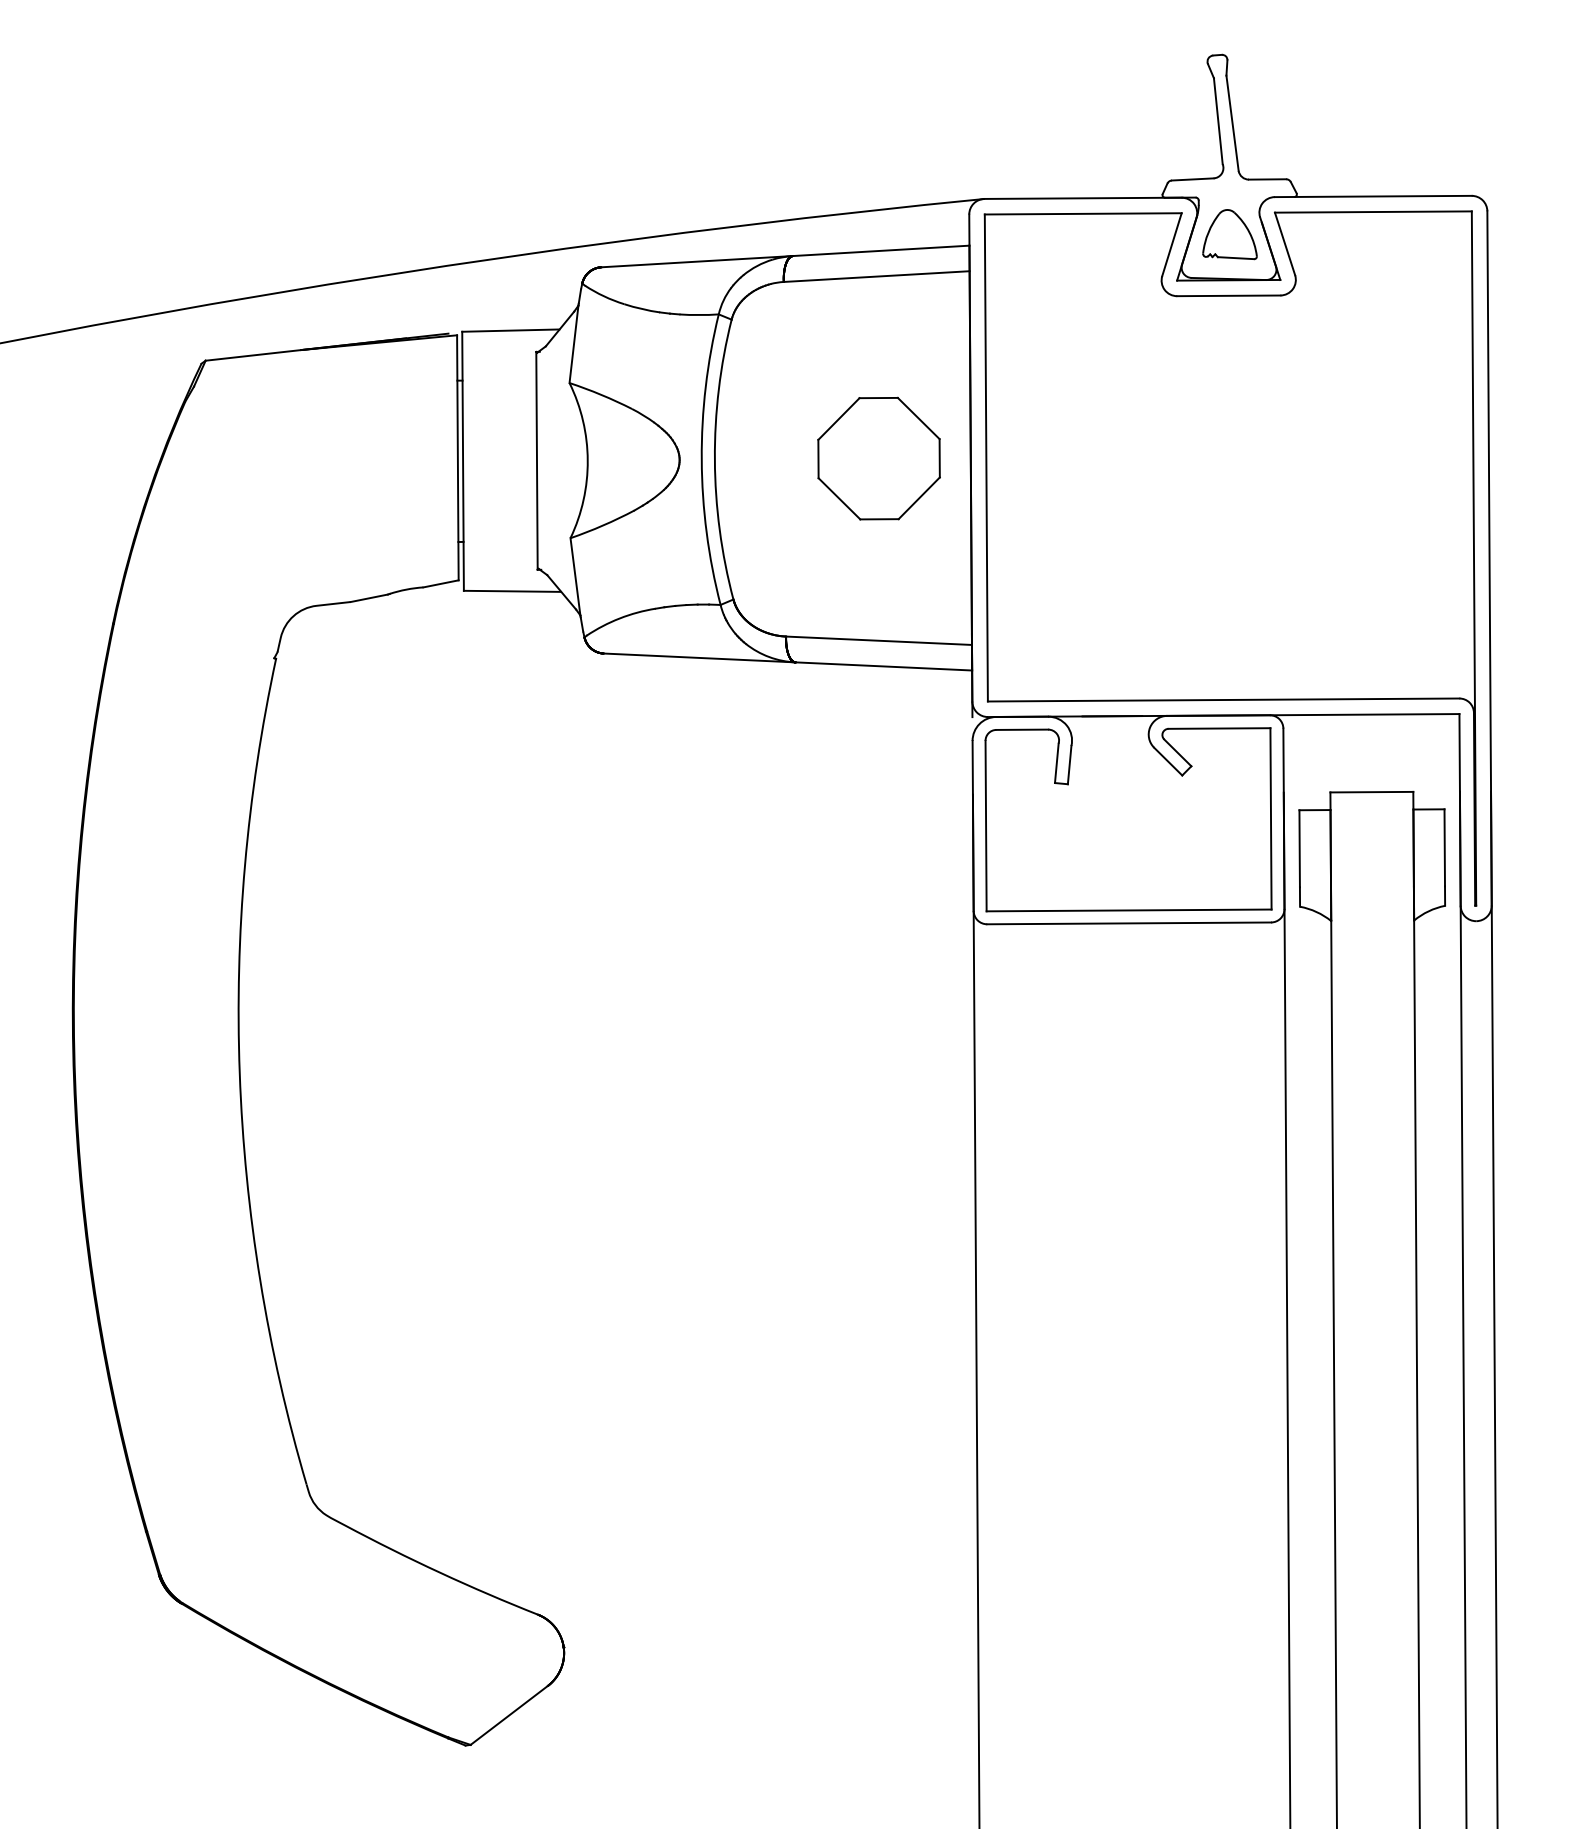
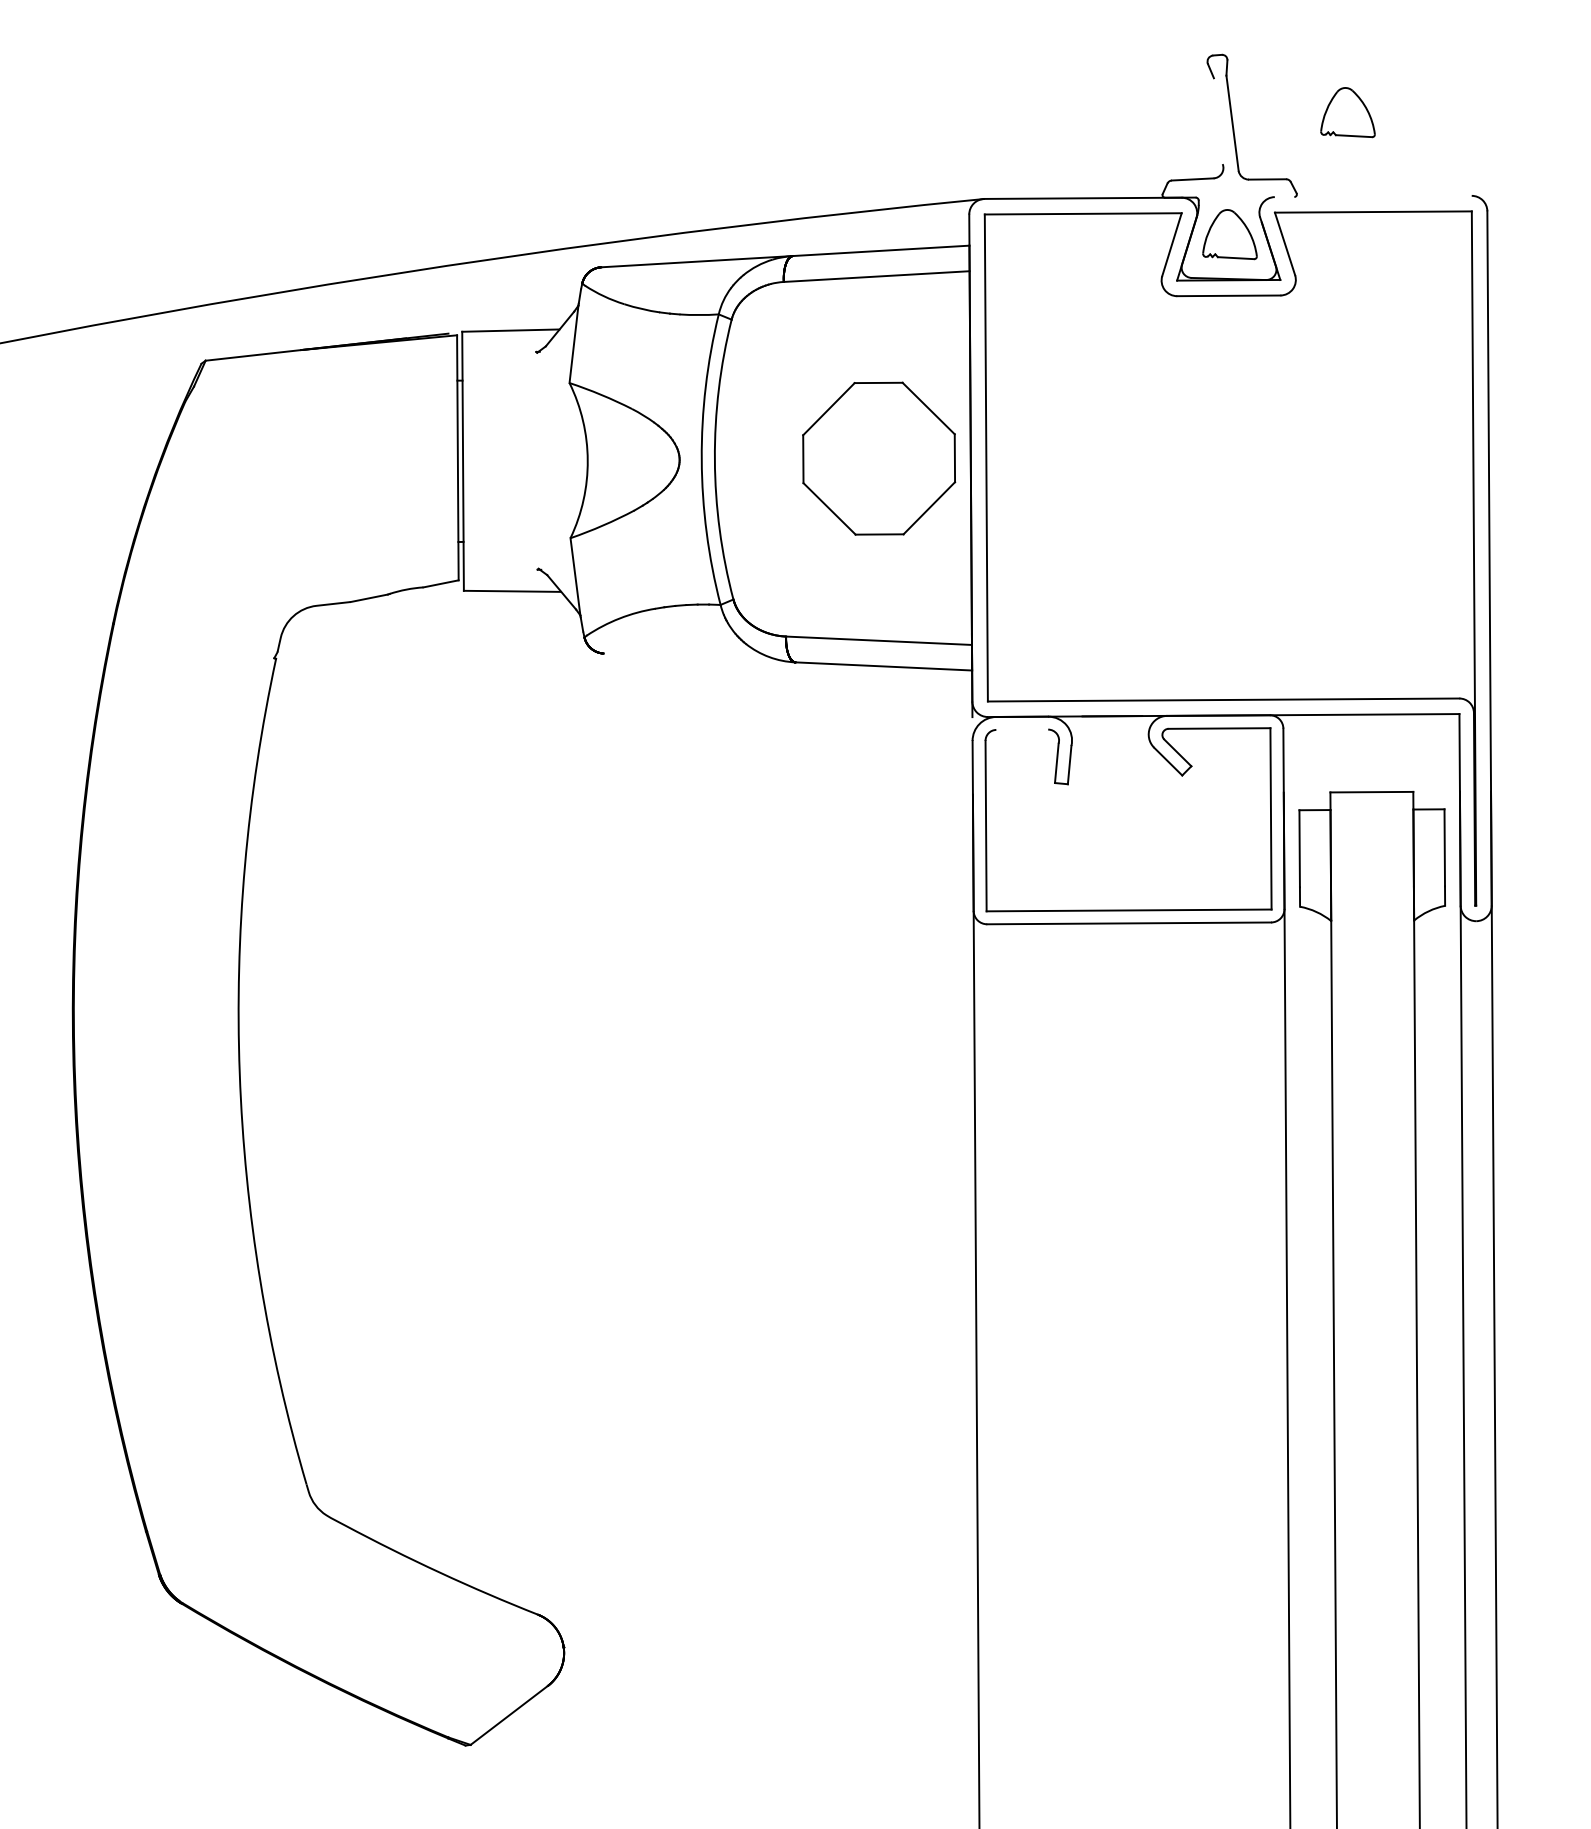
part: none -> present (1347, 112)
line: present -> none (1217, 121)
line: present -> none (1372, 196)
part size: 124x125 px -> 155x155 px (879, 458)
line: present -> none (536, 460)
line: present -> none (699, 657)
line: present -> none (1022, 729)
